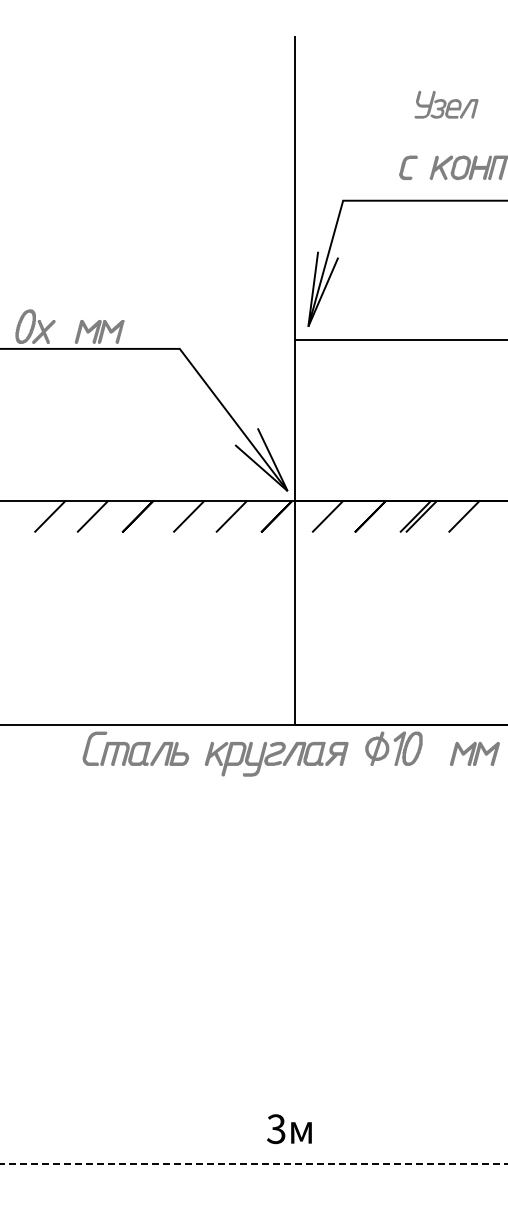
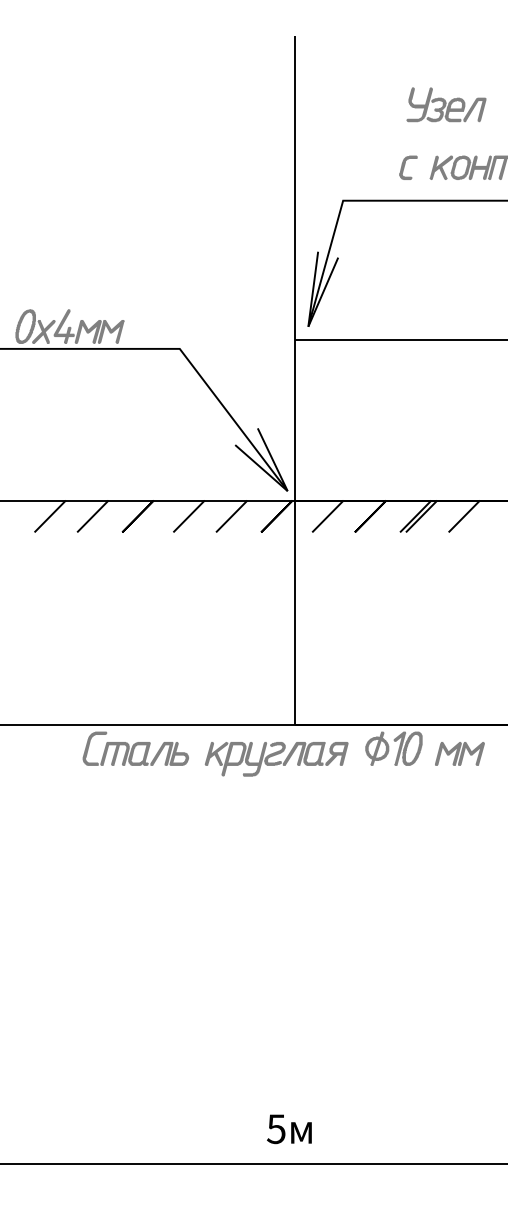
part size: 65x28 px -> 81x35 px (446, 104)
fill: none -> present (63, 326)
part position: (474, 753) -> (459, 753) (459, 753)
text: 3 -> 5 (276, 1128)
line: dashed -> solid (254, 1163)
